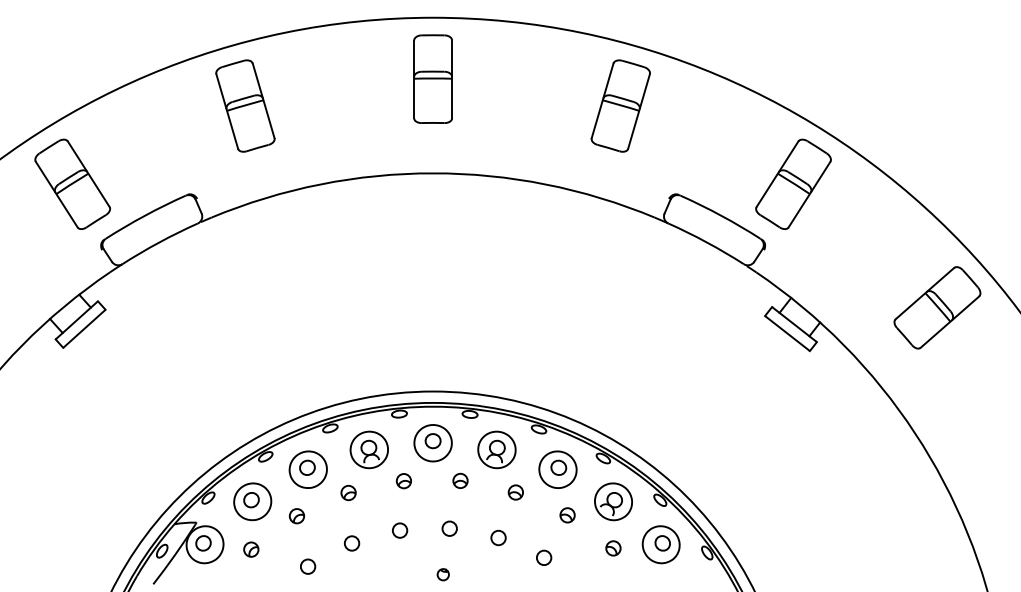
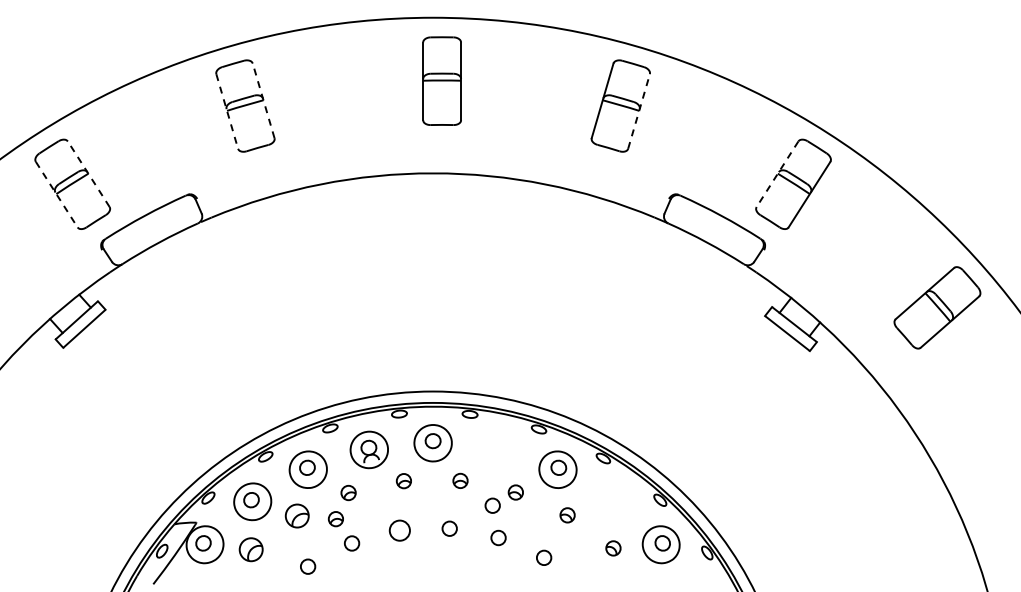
part position: (432, 78) -> (441, 80) (441, 80)
line: solid -> dashed (263, 100)
line: solid -> dashed (227, 111)
line: solid -> dashed (639, 111)
line: solid -> dashed (88, 174)
line: solid -> dashed (777, 174)
line: solid -> dashed (56, 194)
part: present -> none (496, 449)
part: present -> none (613, 501)
circle: none -> present (492, 505)
part size: 17x17 px -> 26x26 px (296, 515)
part: none -> present (335, 519)
circle size: 17x17 px -> 23x23 px (399, 530)
part size: 17x17 px -> 26x26 px (250, 549)
part: present -> none (442, 574)
